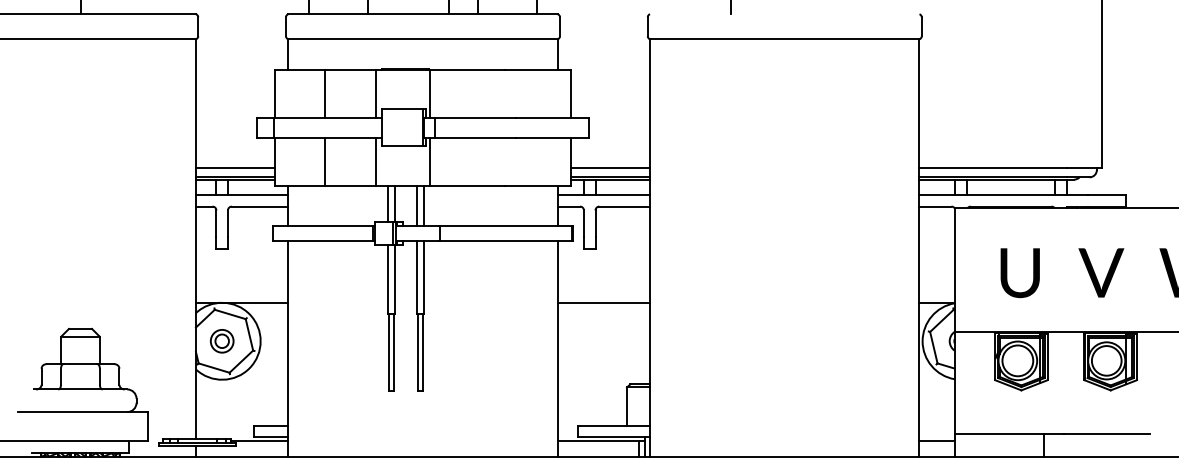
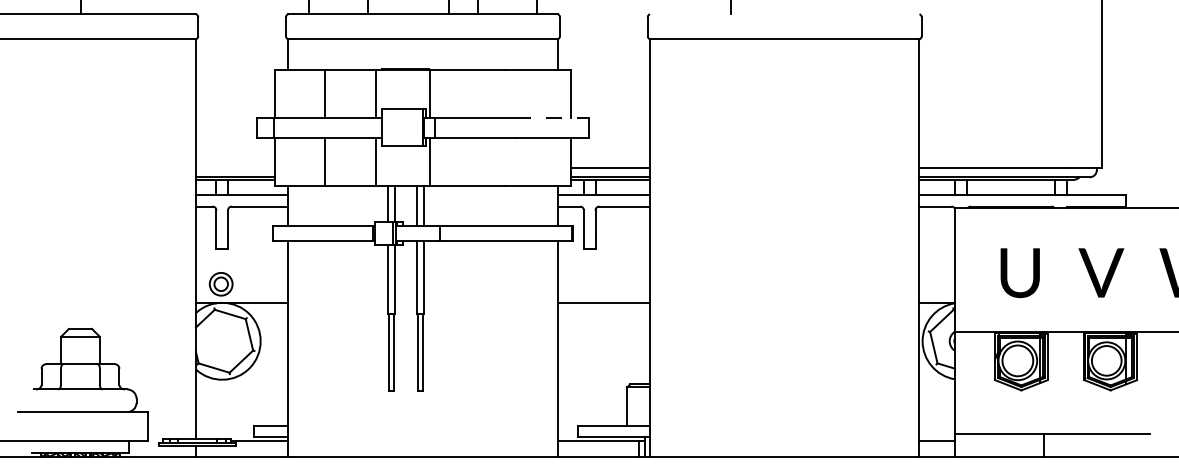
line: solid -> dashed (552, 118)
line: present -> none (235, 167)
part position: (221, 341) -> (220, 284) (220, 284)
